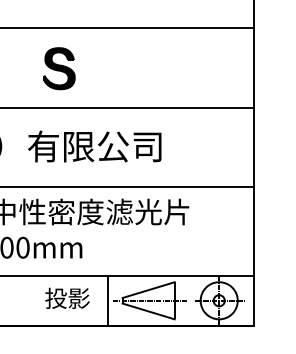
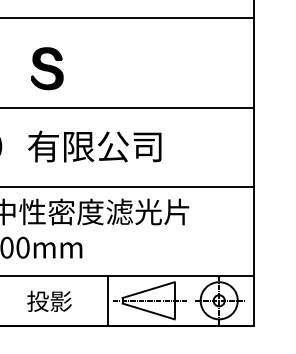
line position: (127, 28) -> (127, 18) (127, 18)
part position: (59, 68) -> (47, 68) (47, 68)
text position: (67, 297) -> (49, 300) (49, 300)
